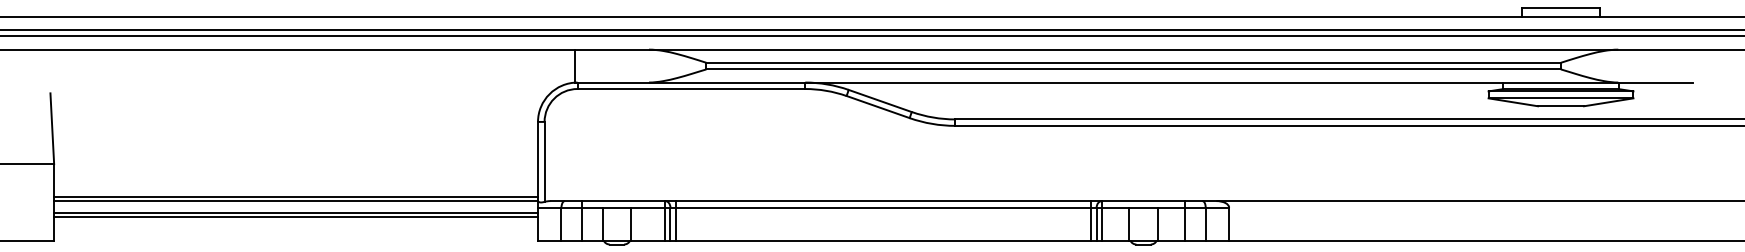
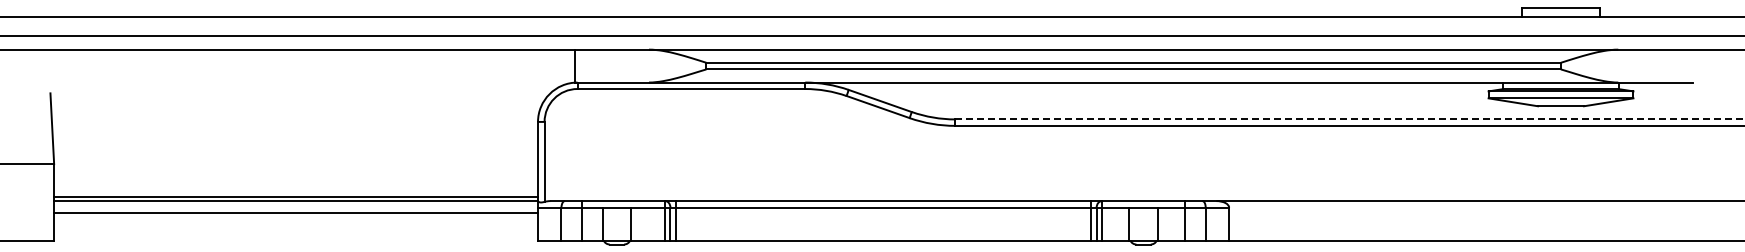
line: present -> none (871, 29)
line: solid -> dashed (1350, 119)
line: present -> none (296, 216)
